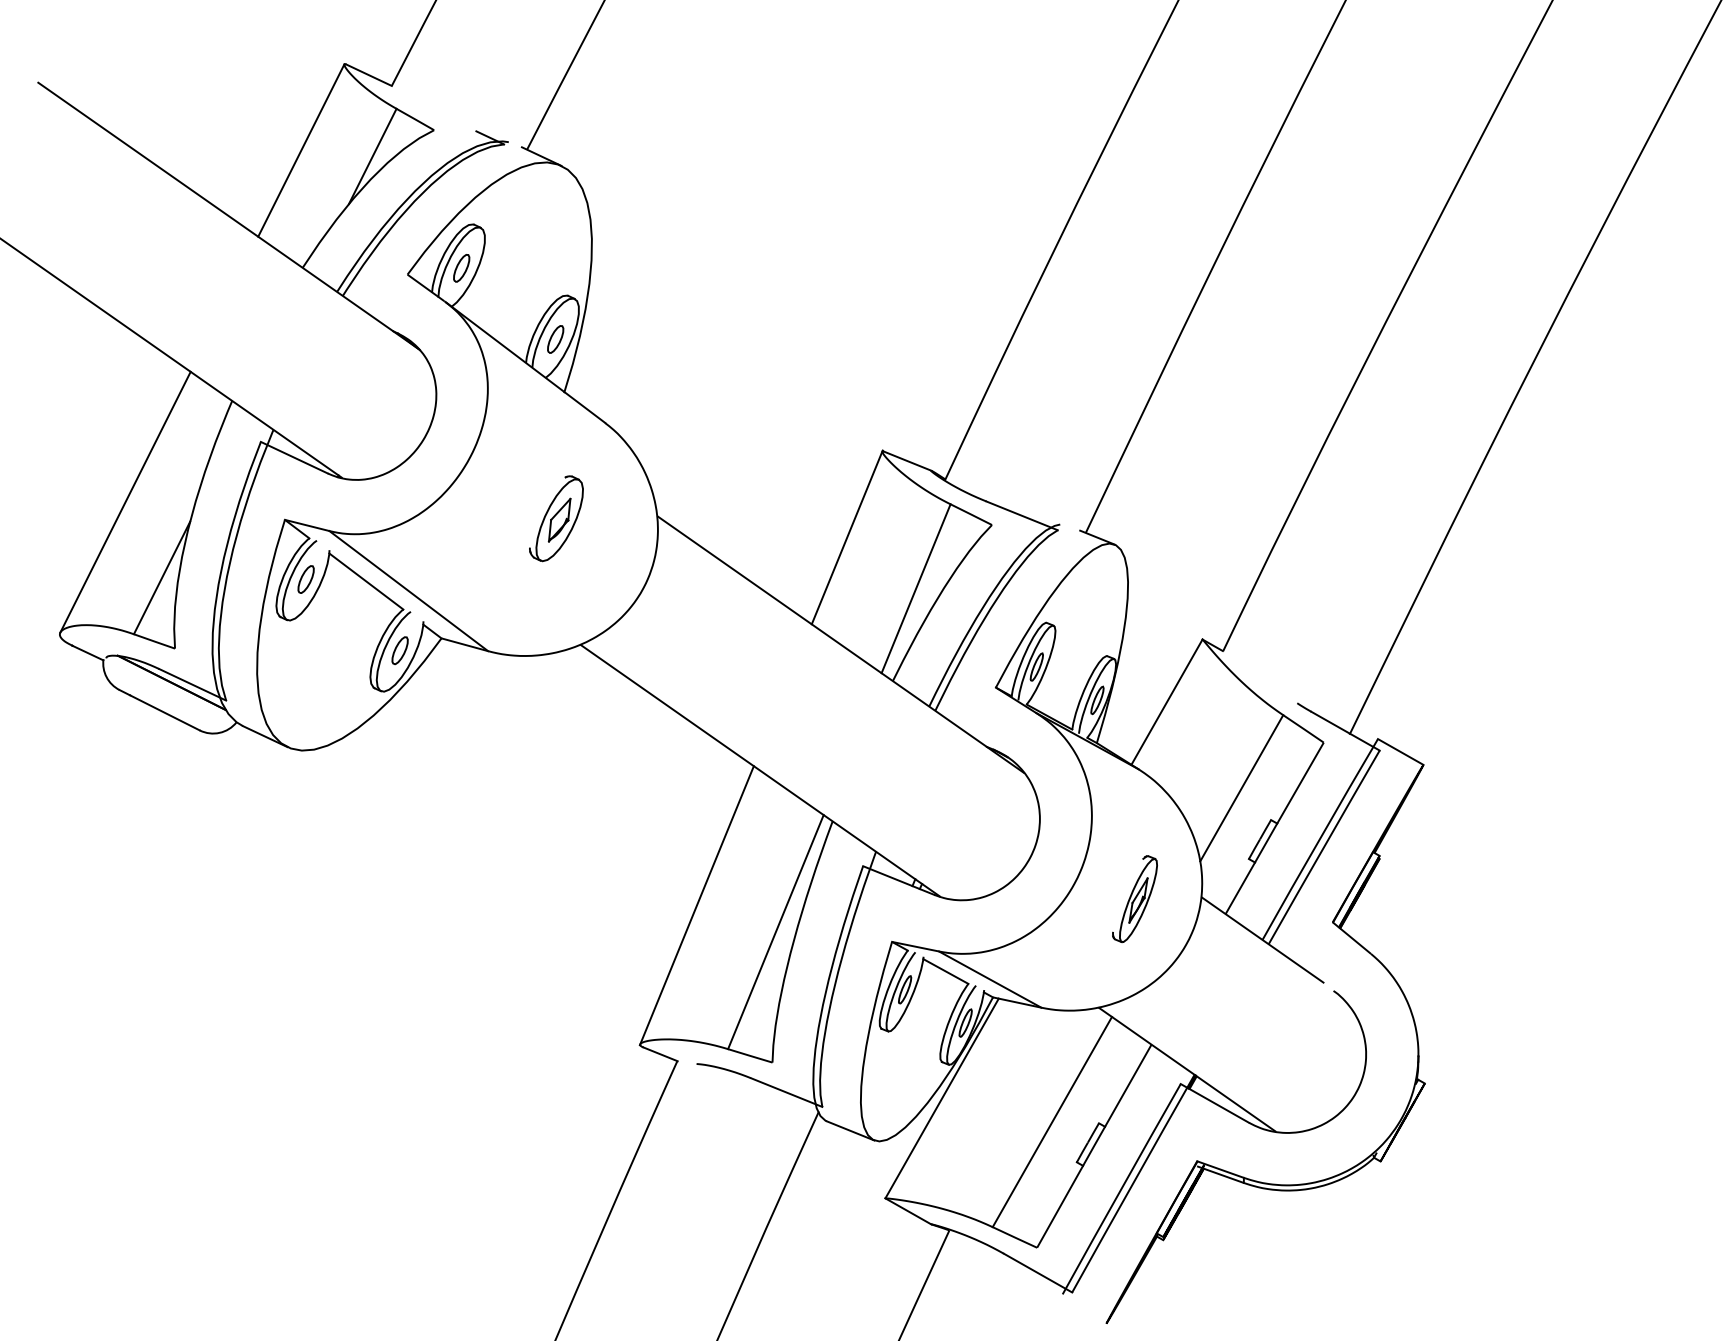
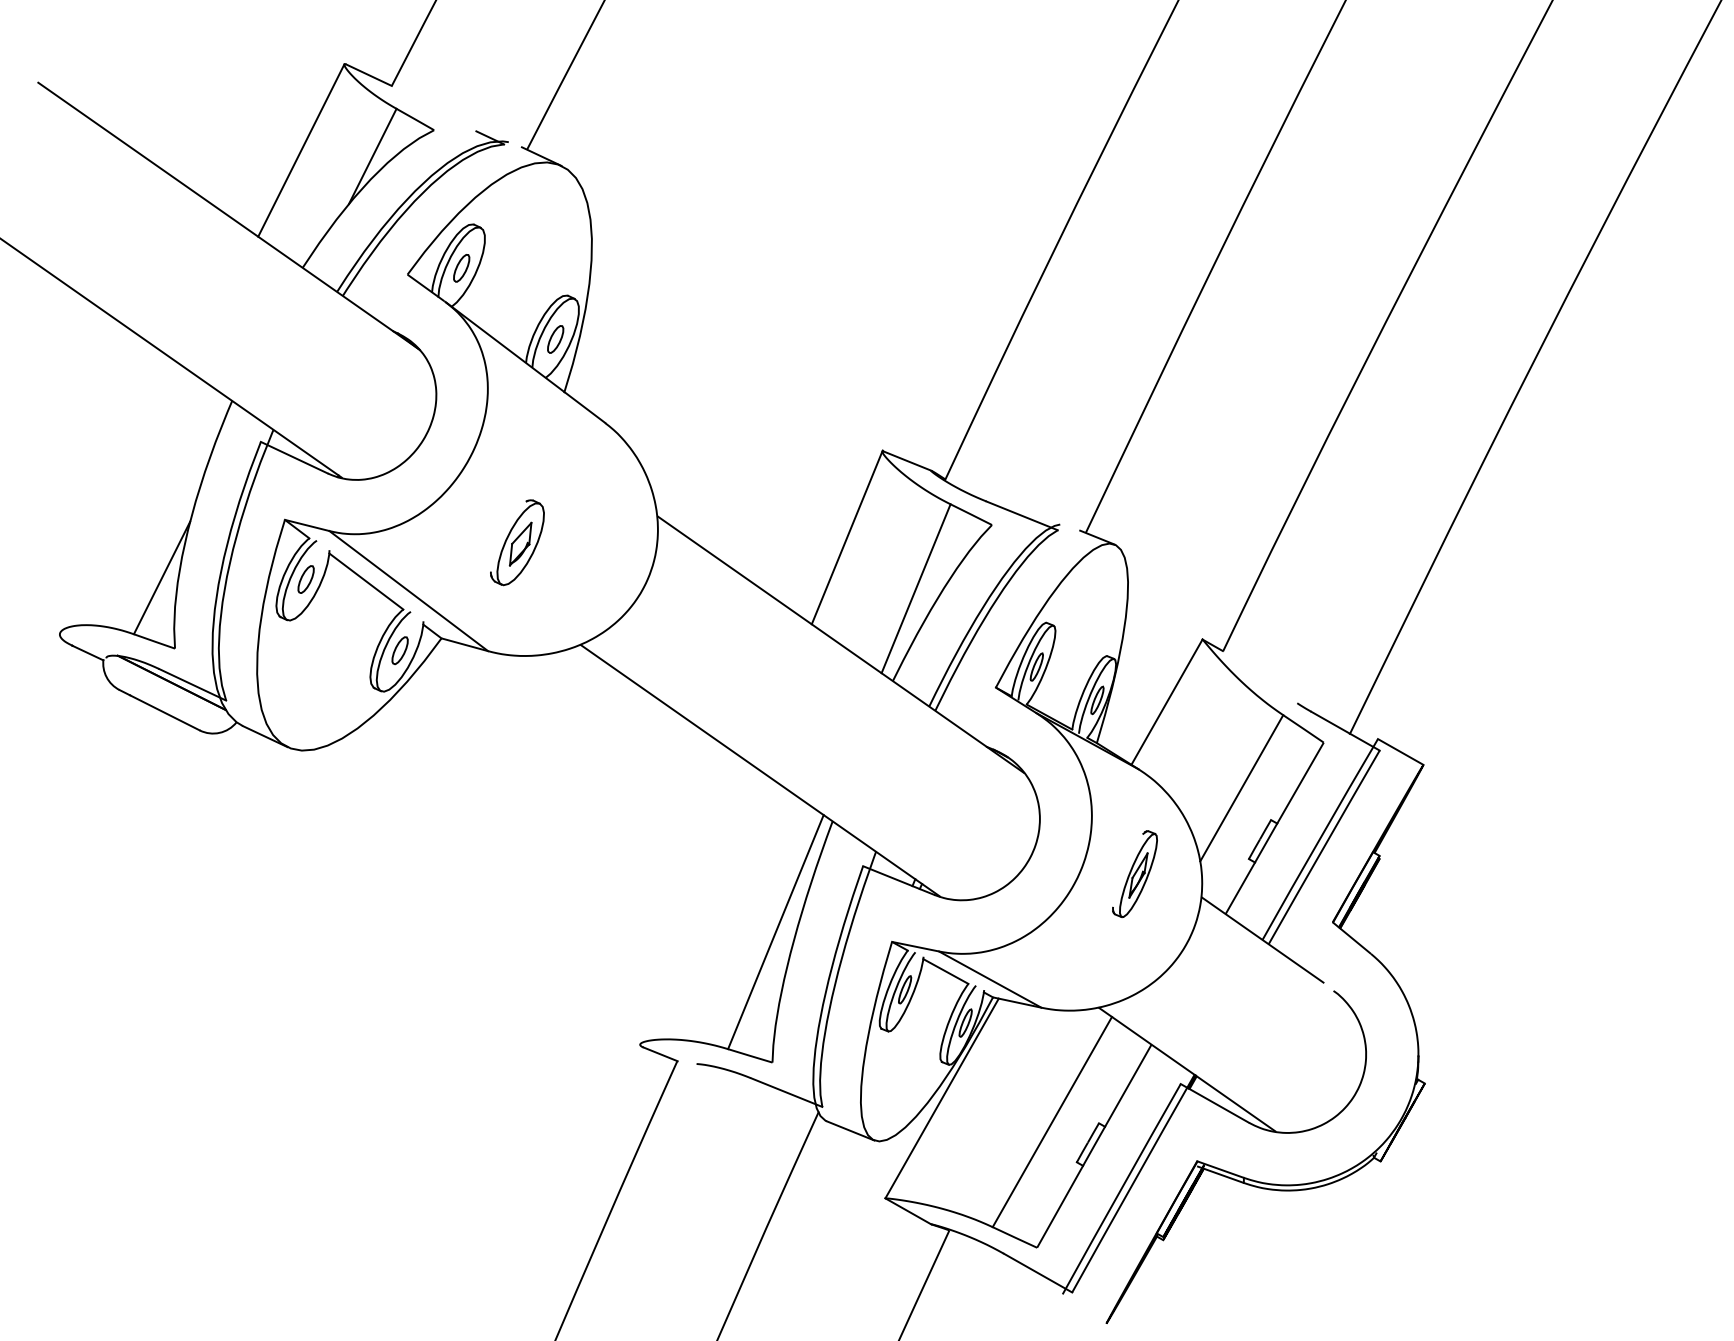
line: present -> none (125, 501)
part position: (556, 518) -> (517, 542) (517, 542)
part position: (1134, 899) -> (1134, 874) (1134, 874)
line: present -> none (696, 905)
